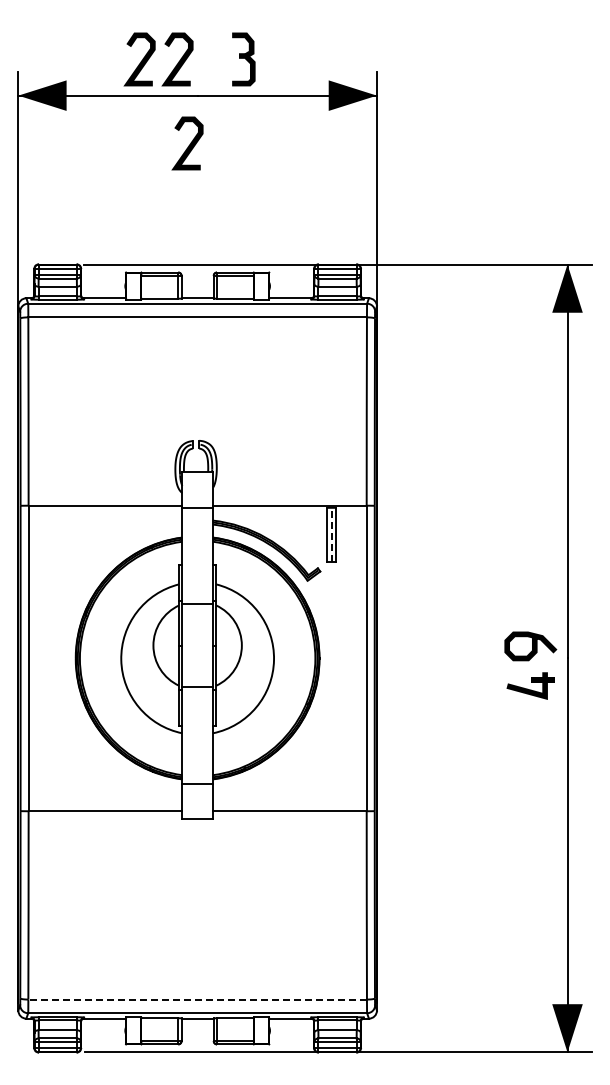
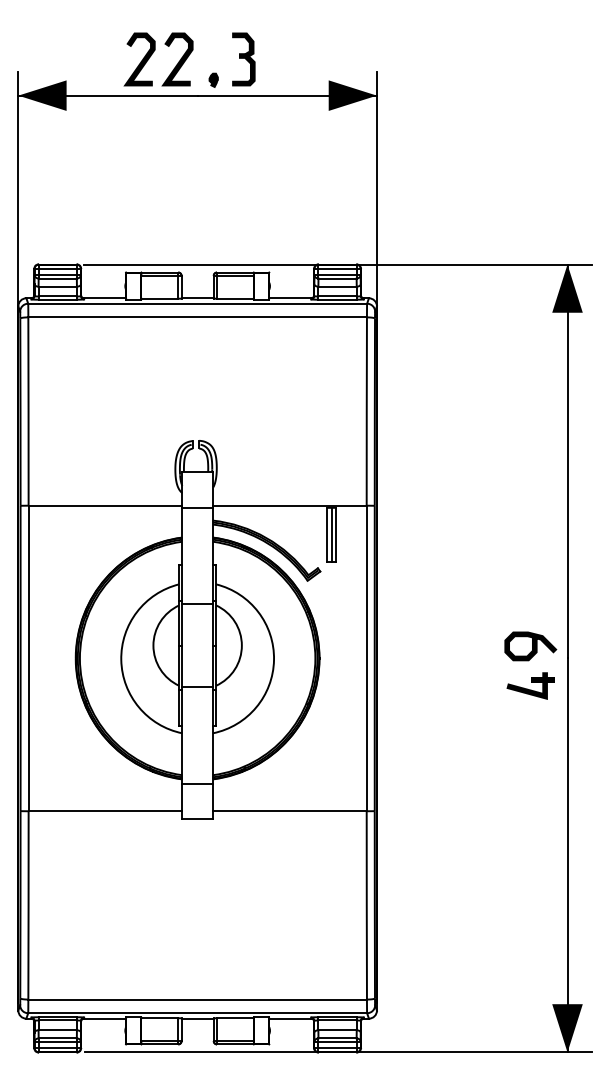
part: none -> present (213, 79)
curve: present -> none (189, 144)
line: dashed -> solid (331, 534)
line: dashed -> solid (197, 999)
